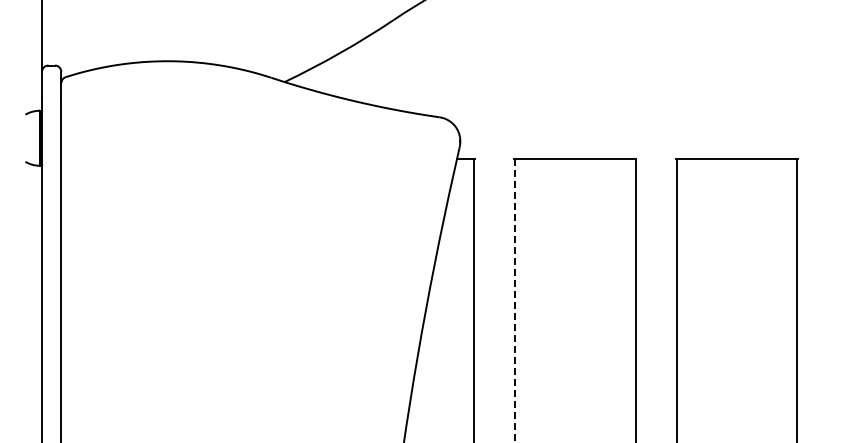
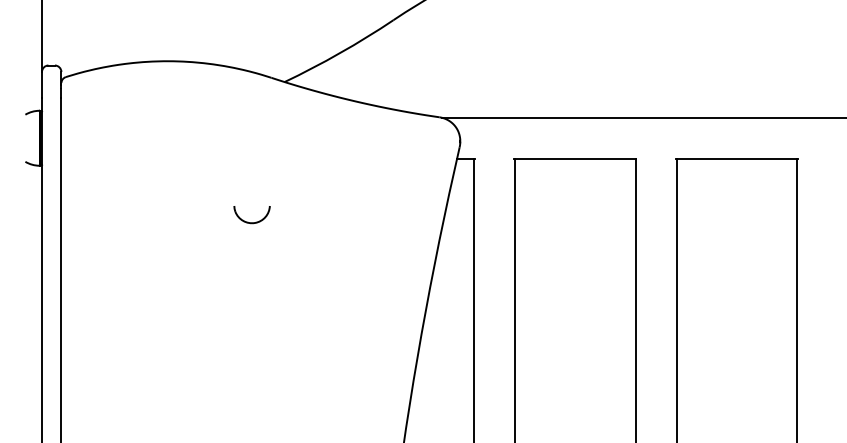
line: none -> present (642, 117)
part: none -> present (248, 221)
line: dashed -> solid (515, 300)
